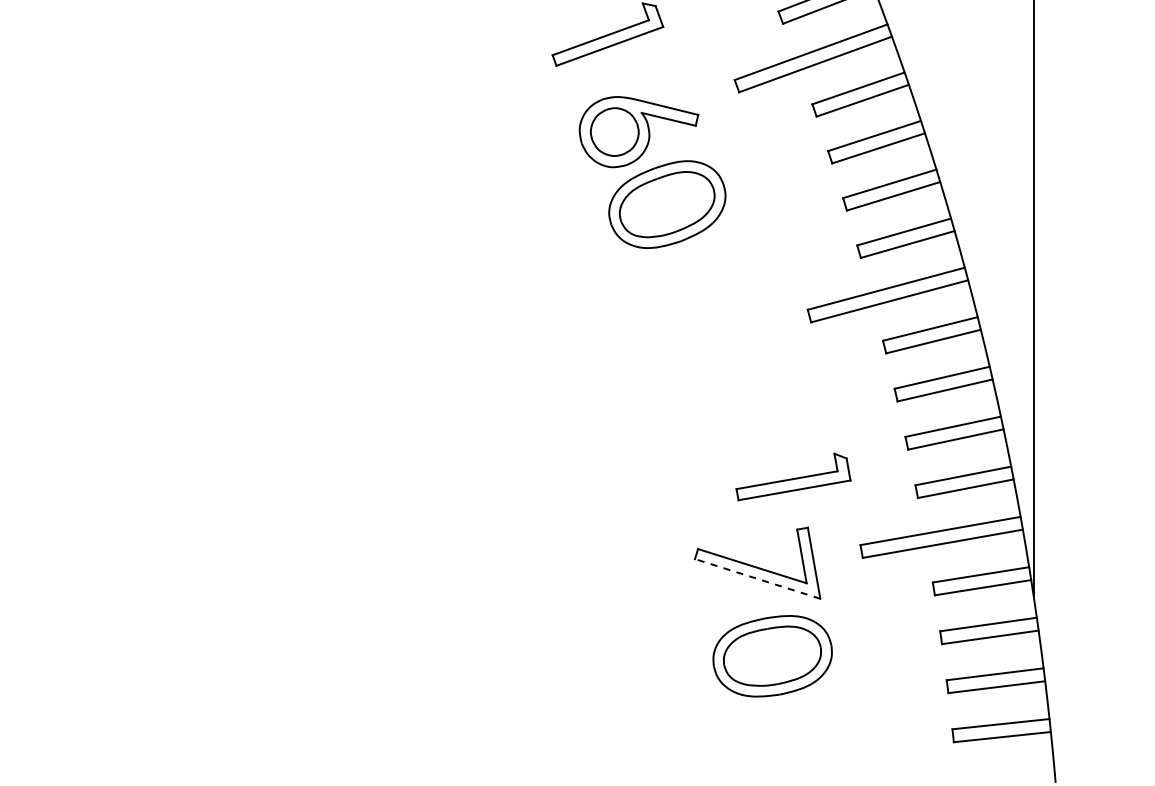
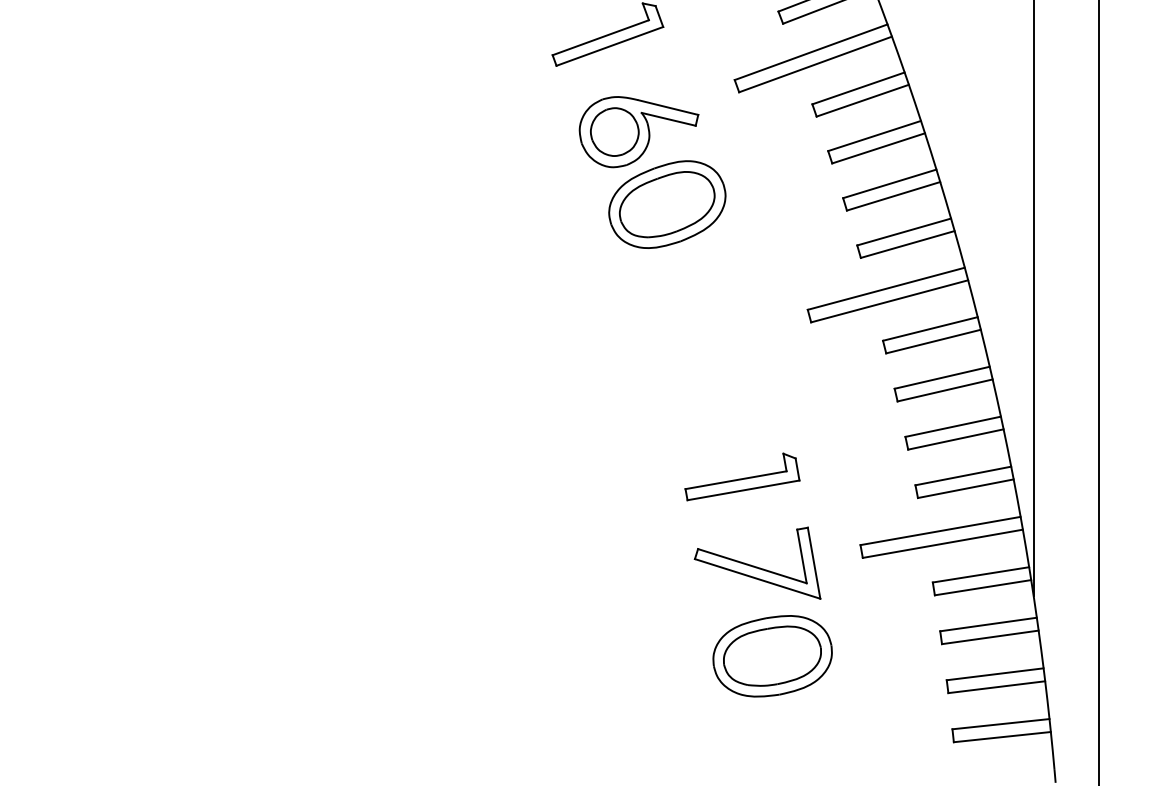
line: none -> present (1098, 392)
part position: (793, 476) -> (742, 476) (742, 476)
line: dashed -> solid (757, 578)
